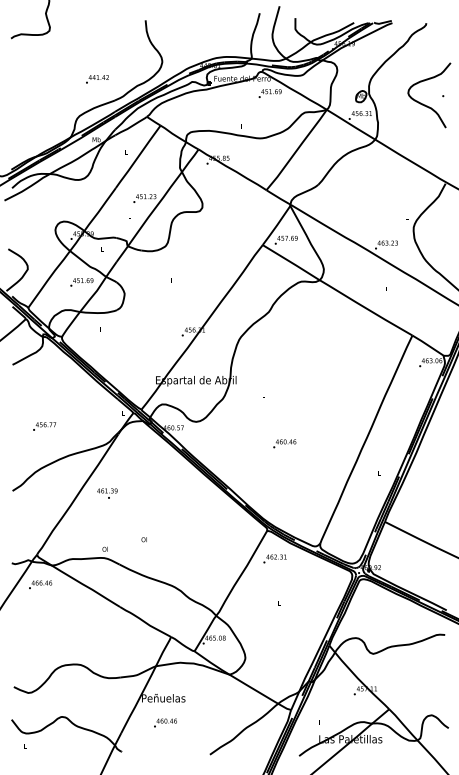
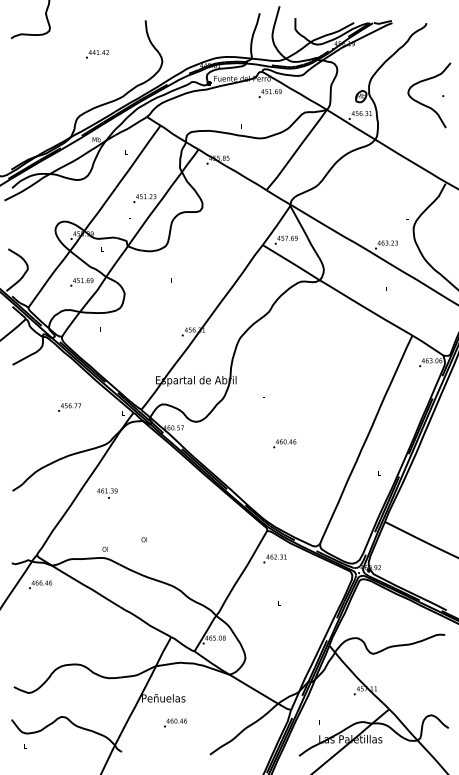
text position: (97, 79) -> (97, 54) (97, 54)
text position: (44, 426) -> (69, 407) (69, 407)
text position: (165, 722) -> (175, 722) (175, 722)
